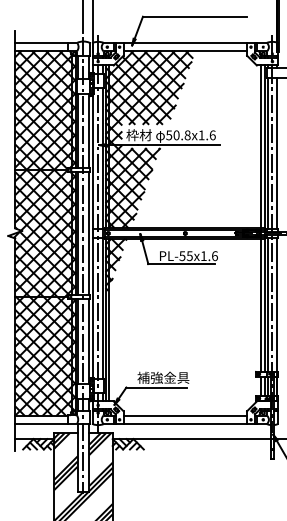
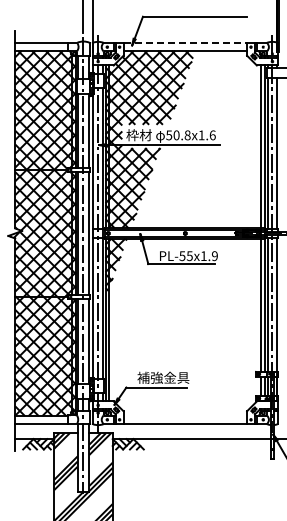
line: solid -> dashed (185, 43)
text: PL-55x1.6 -> PL-55x1.9 (214, 256)
line: present -> none (185, 416)
